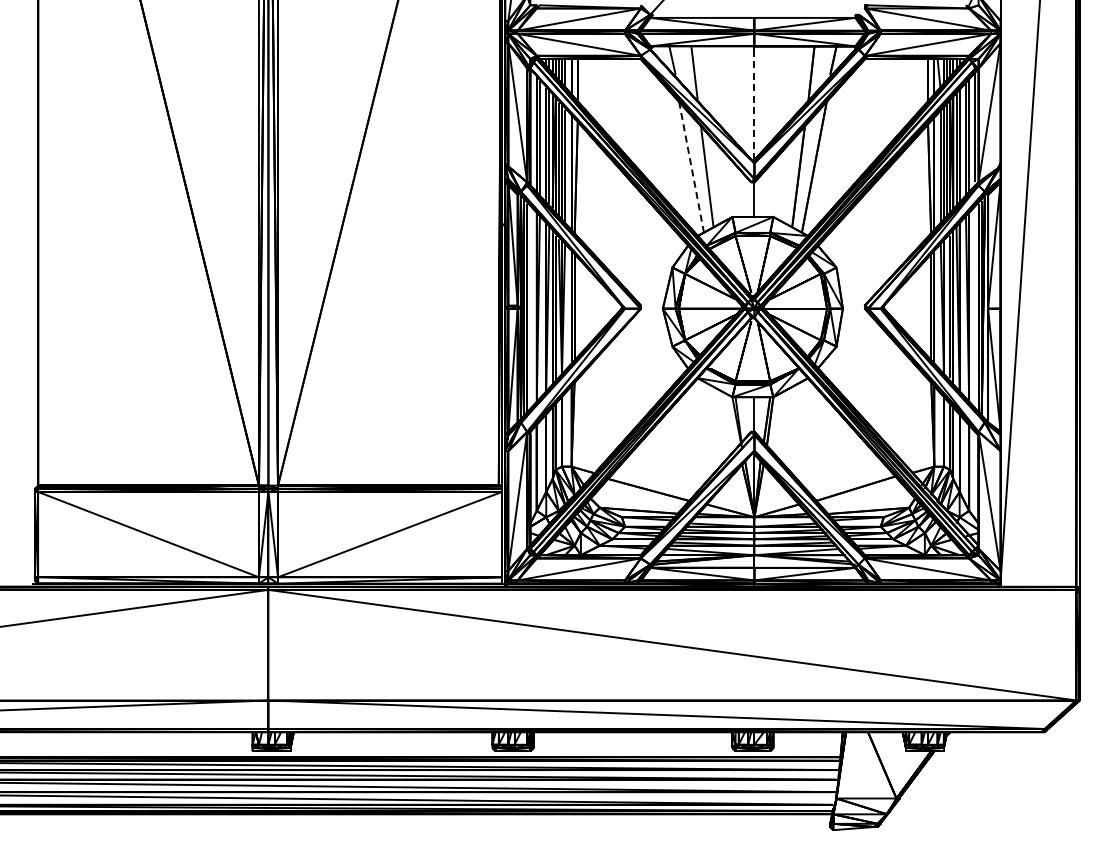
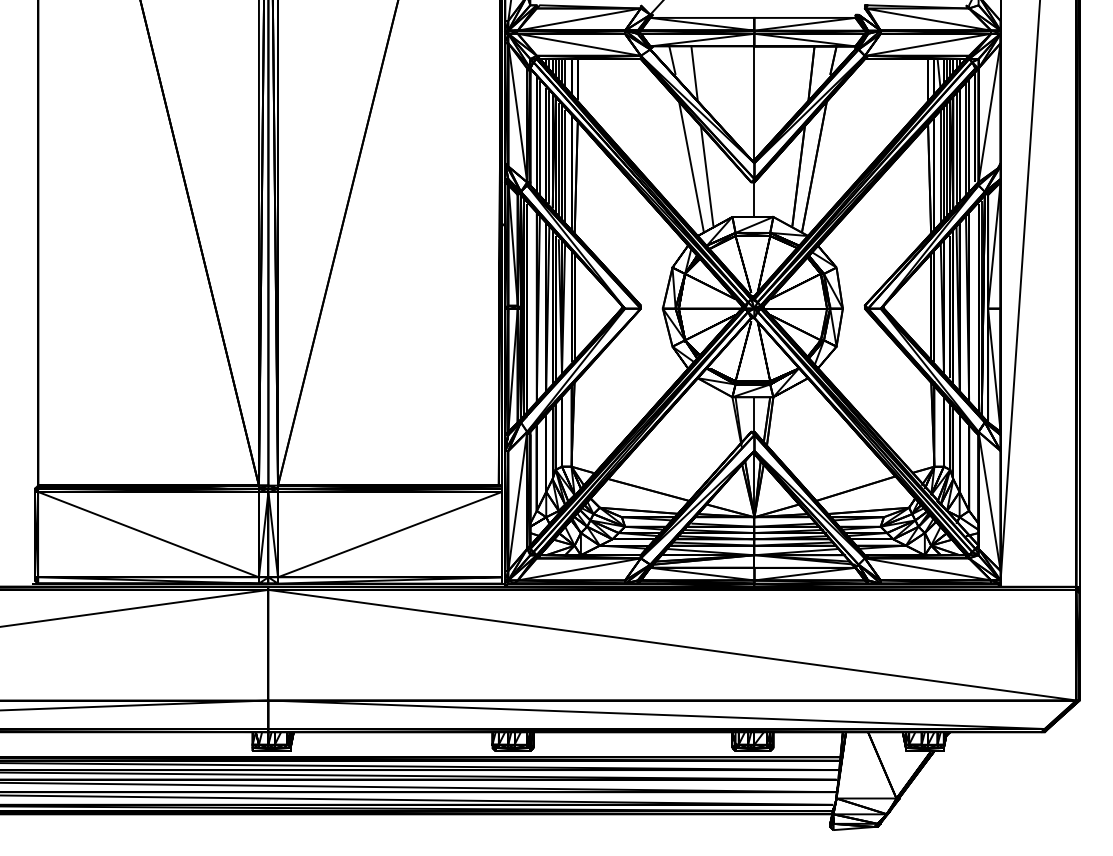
line: dashed -> solid (754, 103)
line: dashed -> solid (691, 166)
